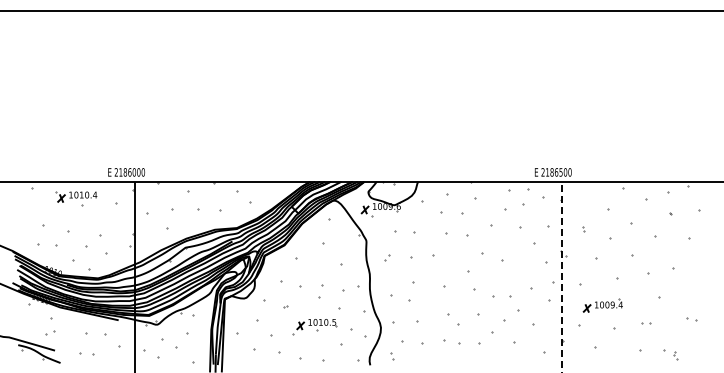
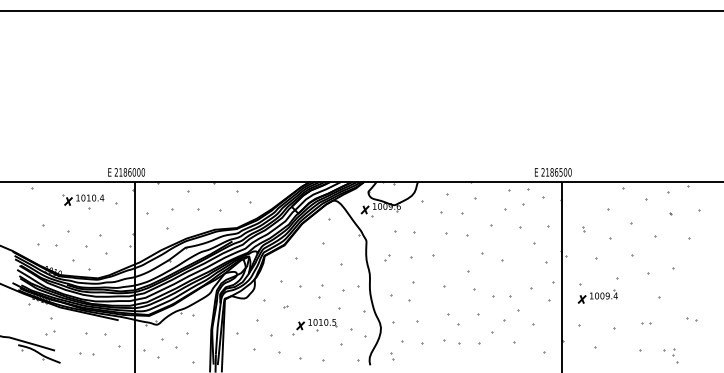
part position: (76, 198) -> (83, 201) (83, 201)
line: dashed -> solid (562, 276)
part position: (602, 305) -> (597, 296) (597, 296)
part size: 6x10 px -> 7x16 px (675, 355)
